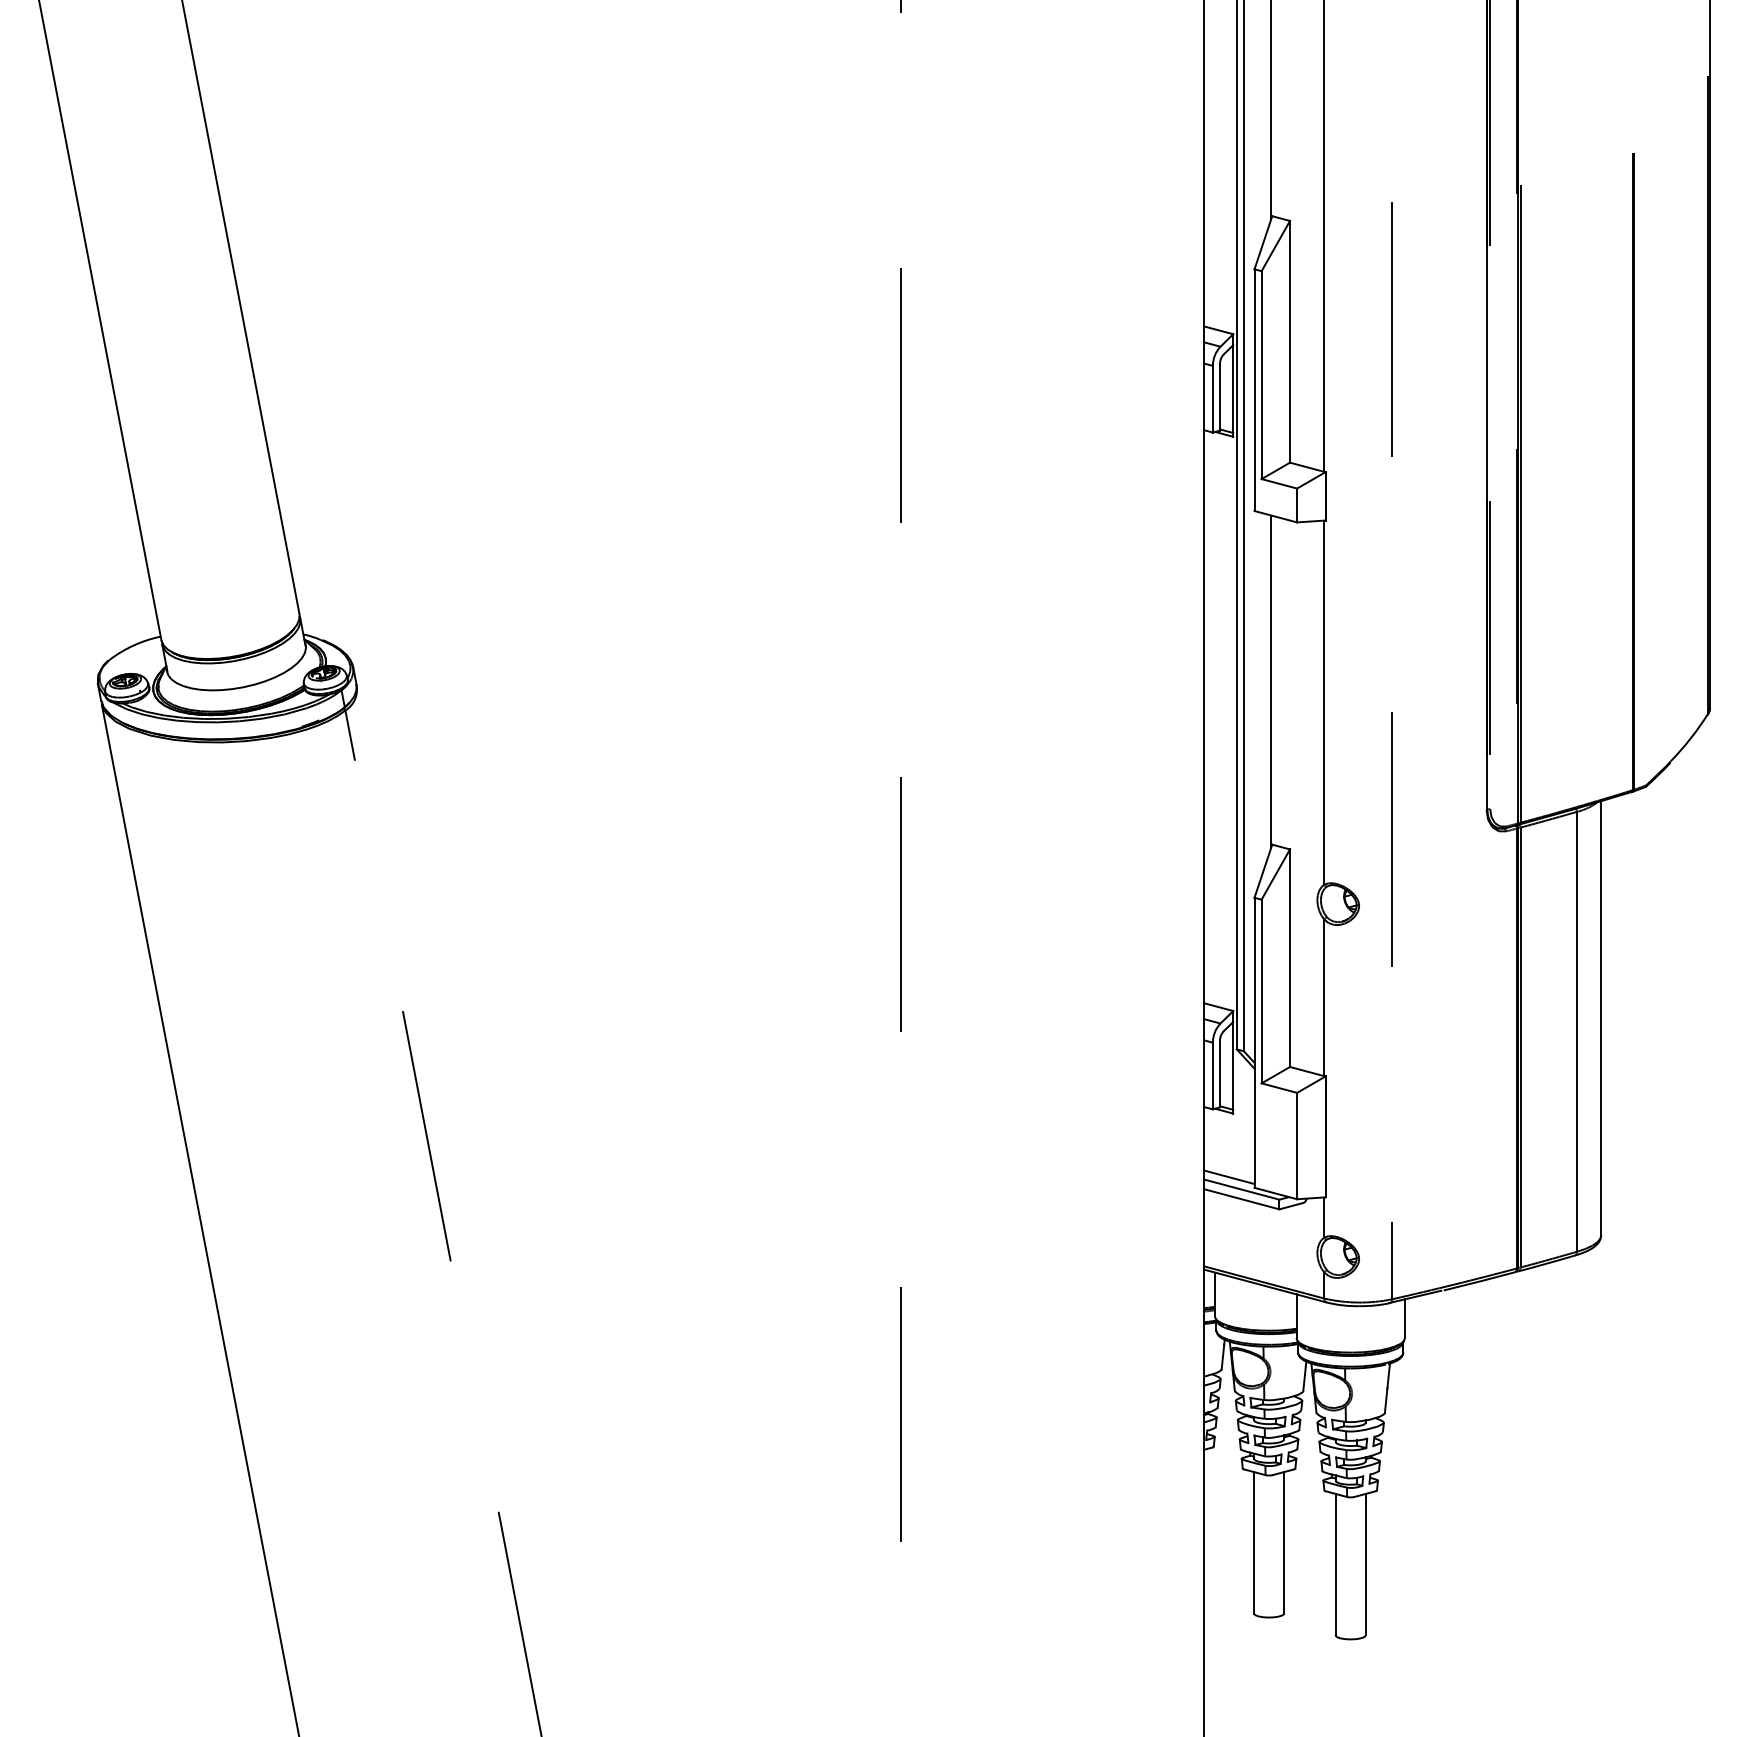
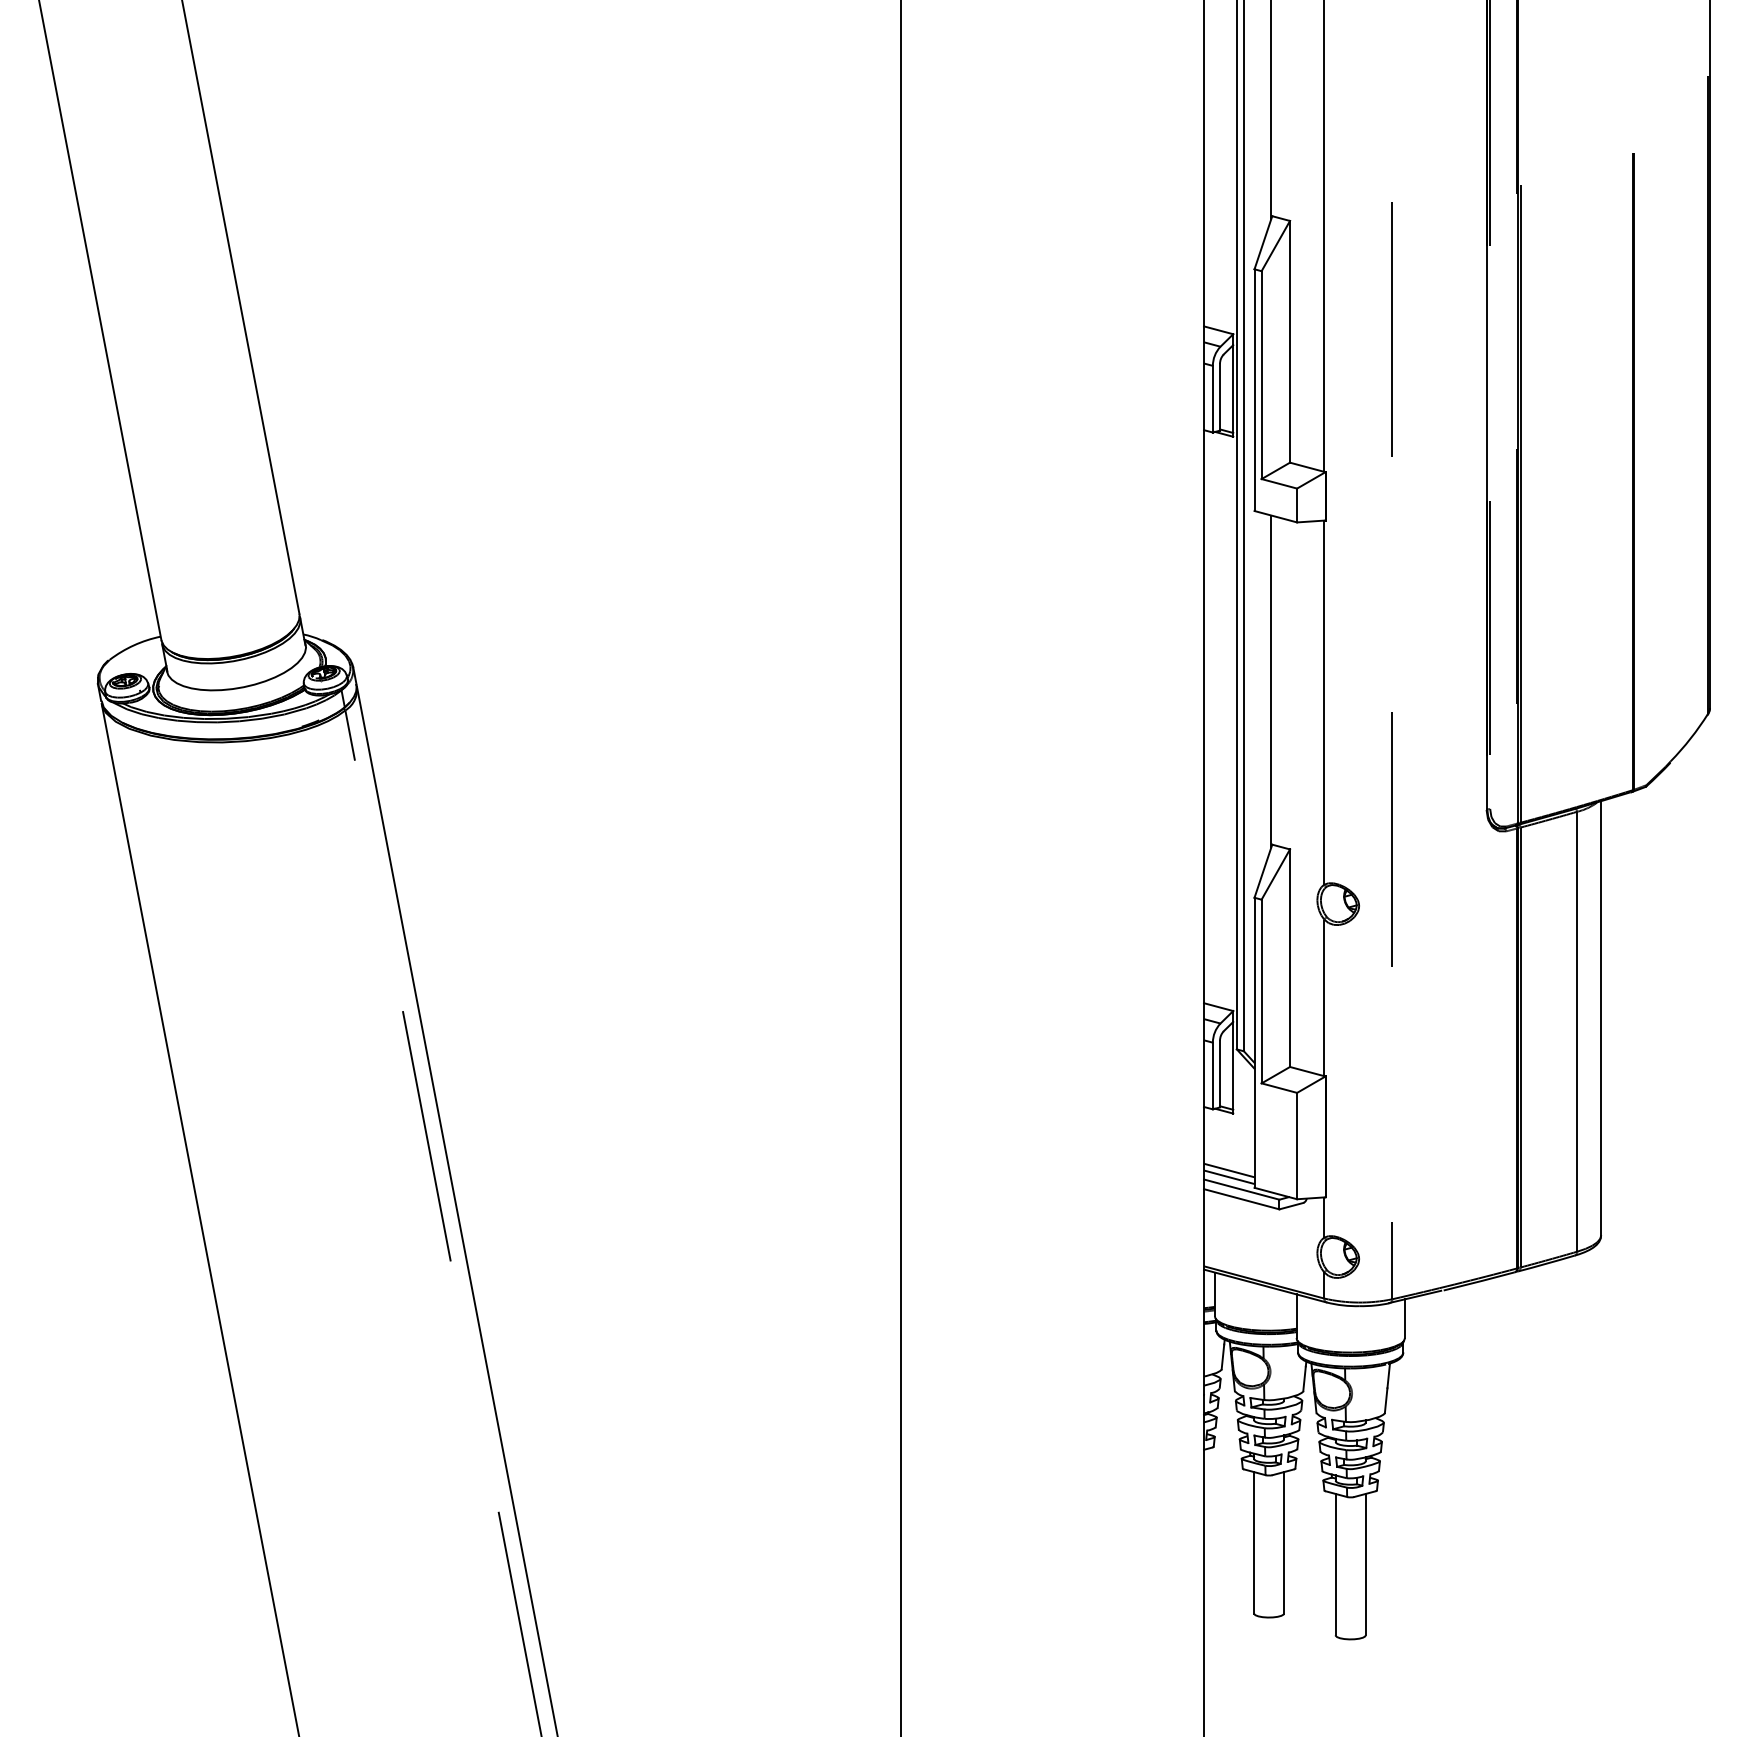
line: dashed -> solid (901, 868)
line: none -> present (1229, 1170)
line: none -> present (457, 1210)
